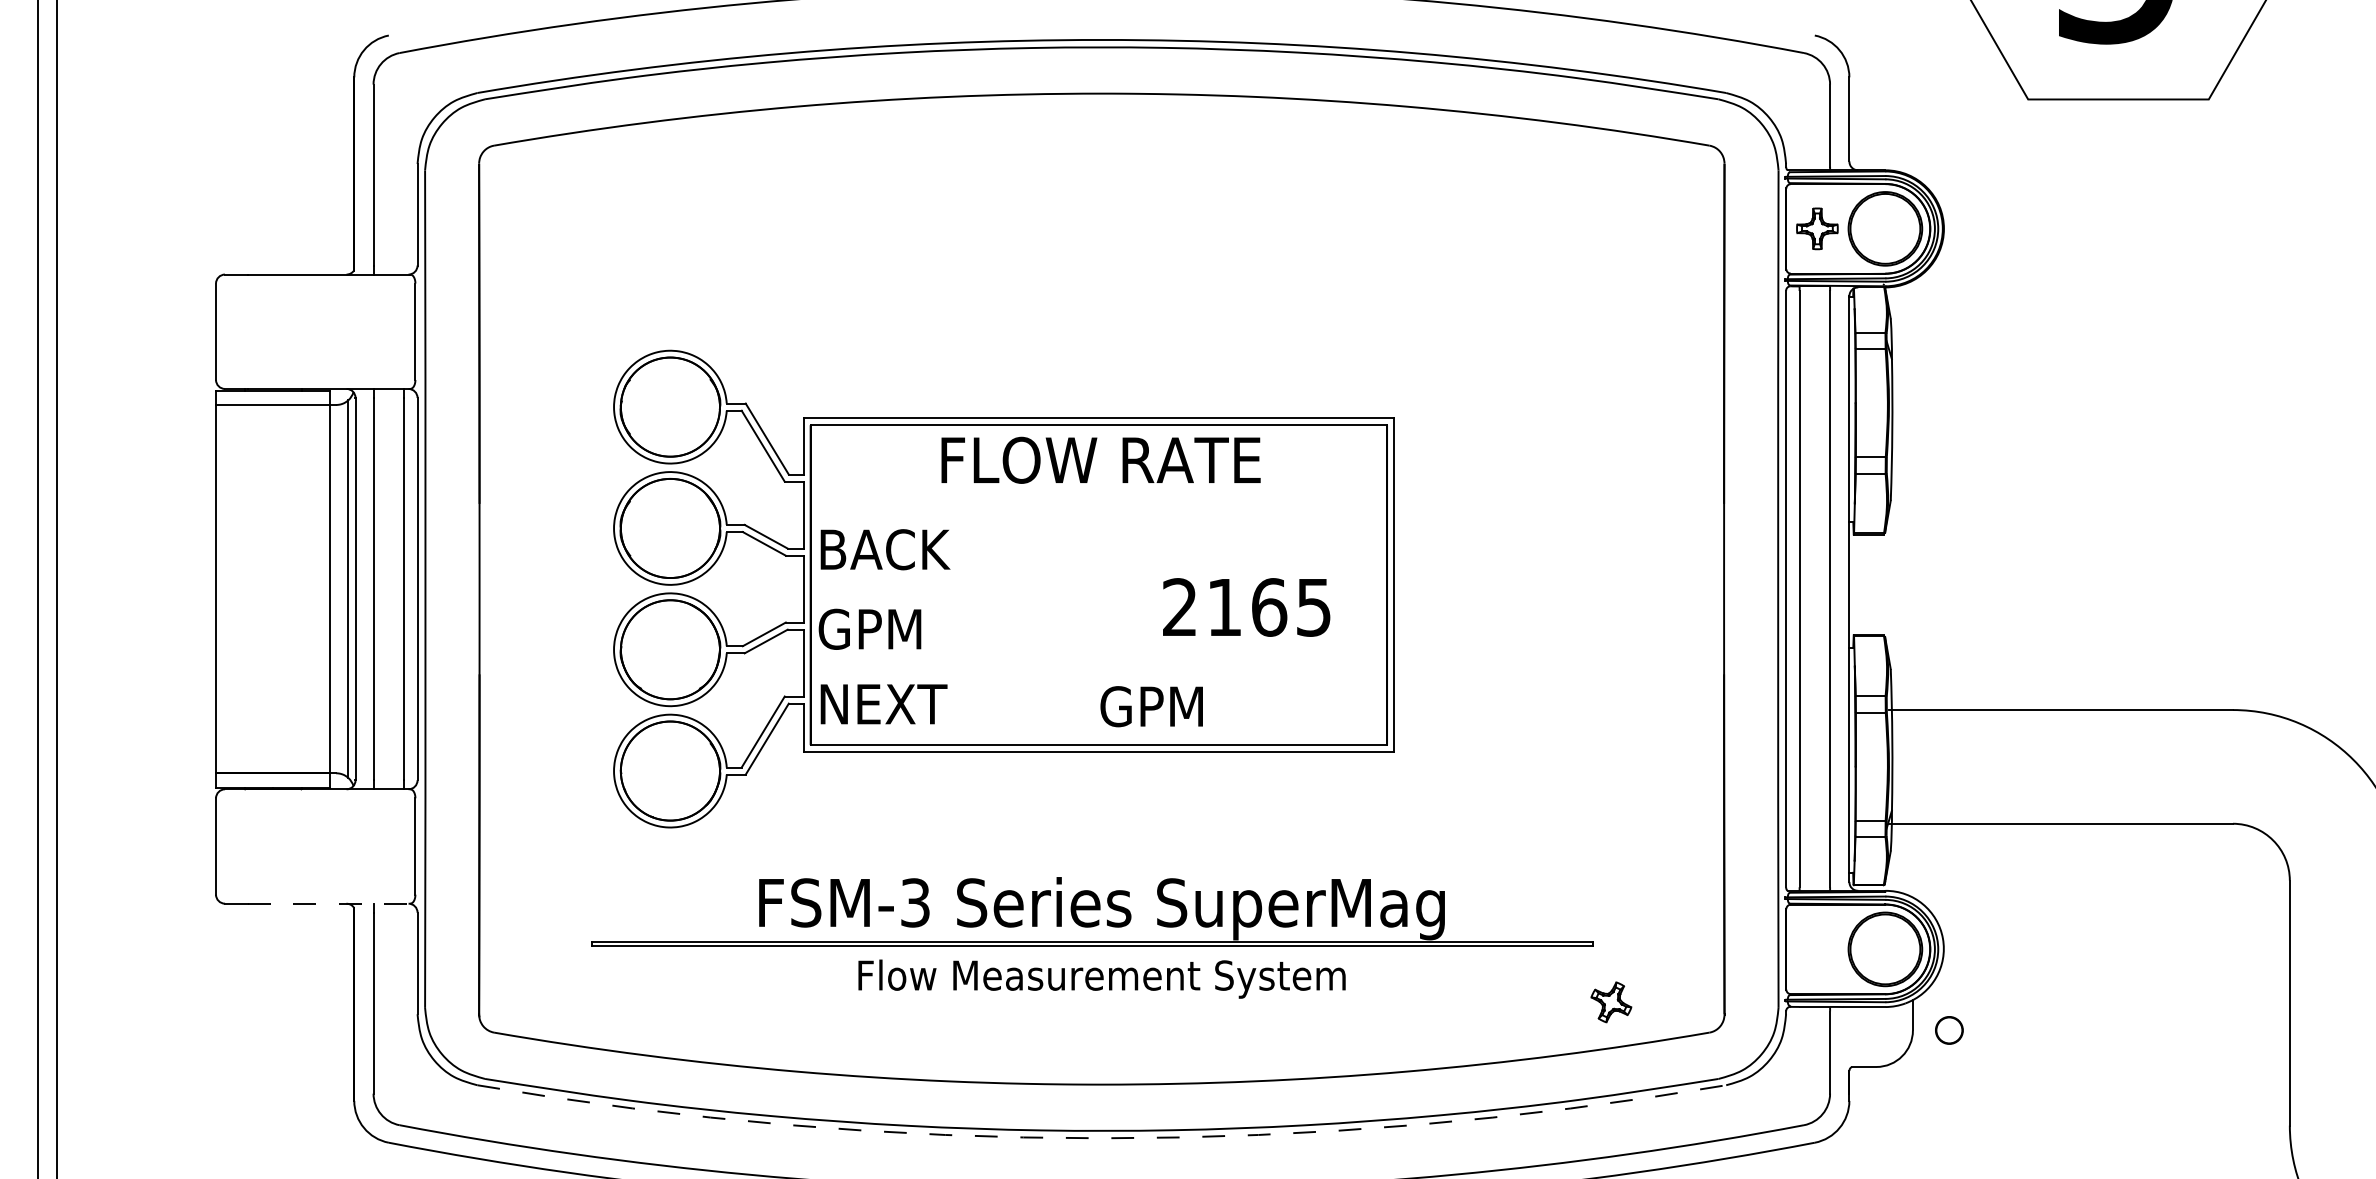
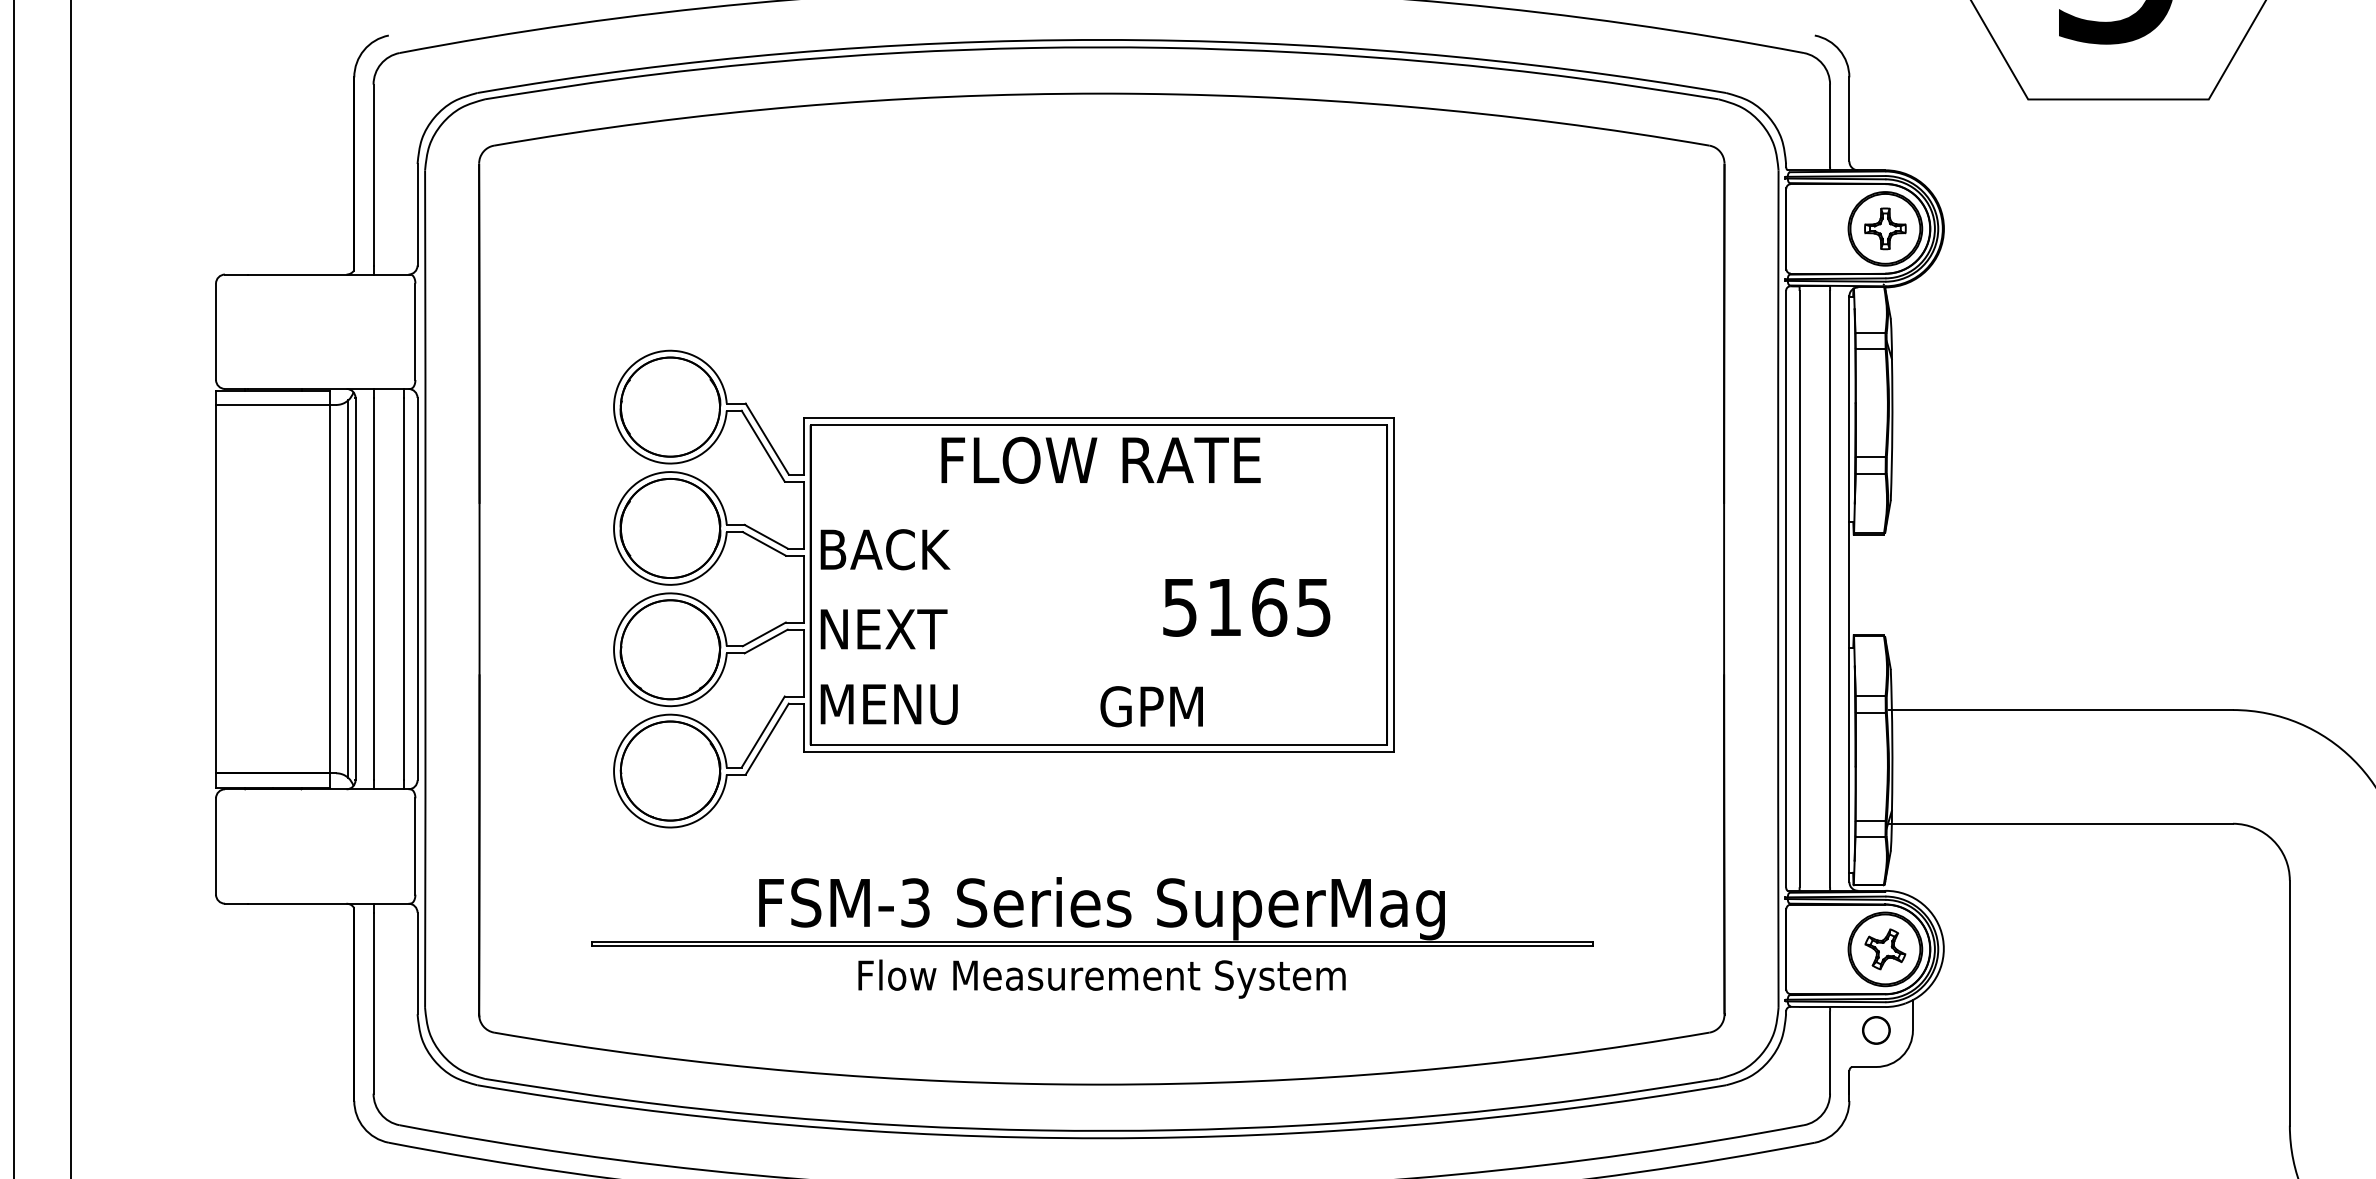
part position: (1817, 228) -> (1885, 228) (1885, 228)
line position: (38, 588) -> (14, 588) (14, 588)
line position: (57, 588) -> (71, 588) (71, 588)
text: 2165 -> 5165 (1179, 607)
text: GPM -> NEXT (882, 628)
text: NEXT -> MENU (891, 704)
line: dashed -> solid (329, 903)
part position: (1611, 1002) -> (1885, 949) (1885, 949)
circle position: (1949, 1030) -> (1876, 1030) (1876, 1030)
arc: dashed -> solid (1101, 1138)
